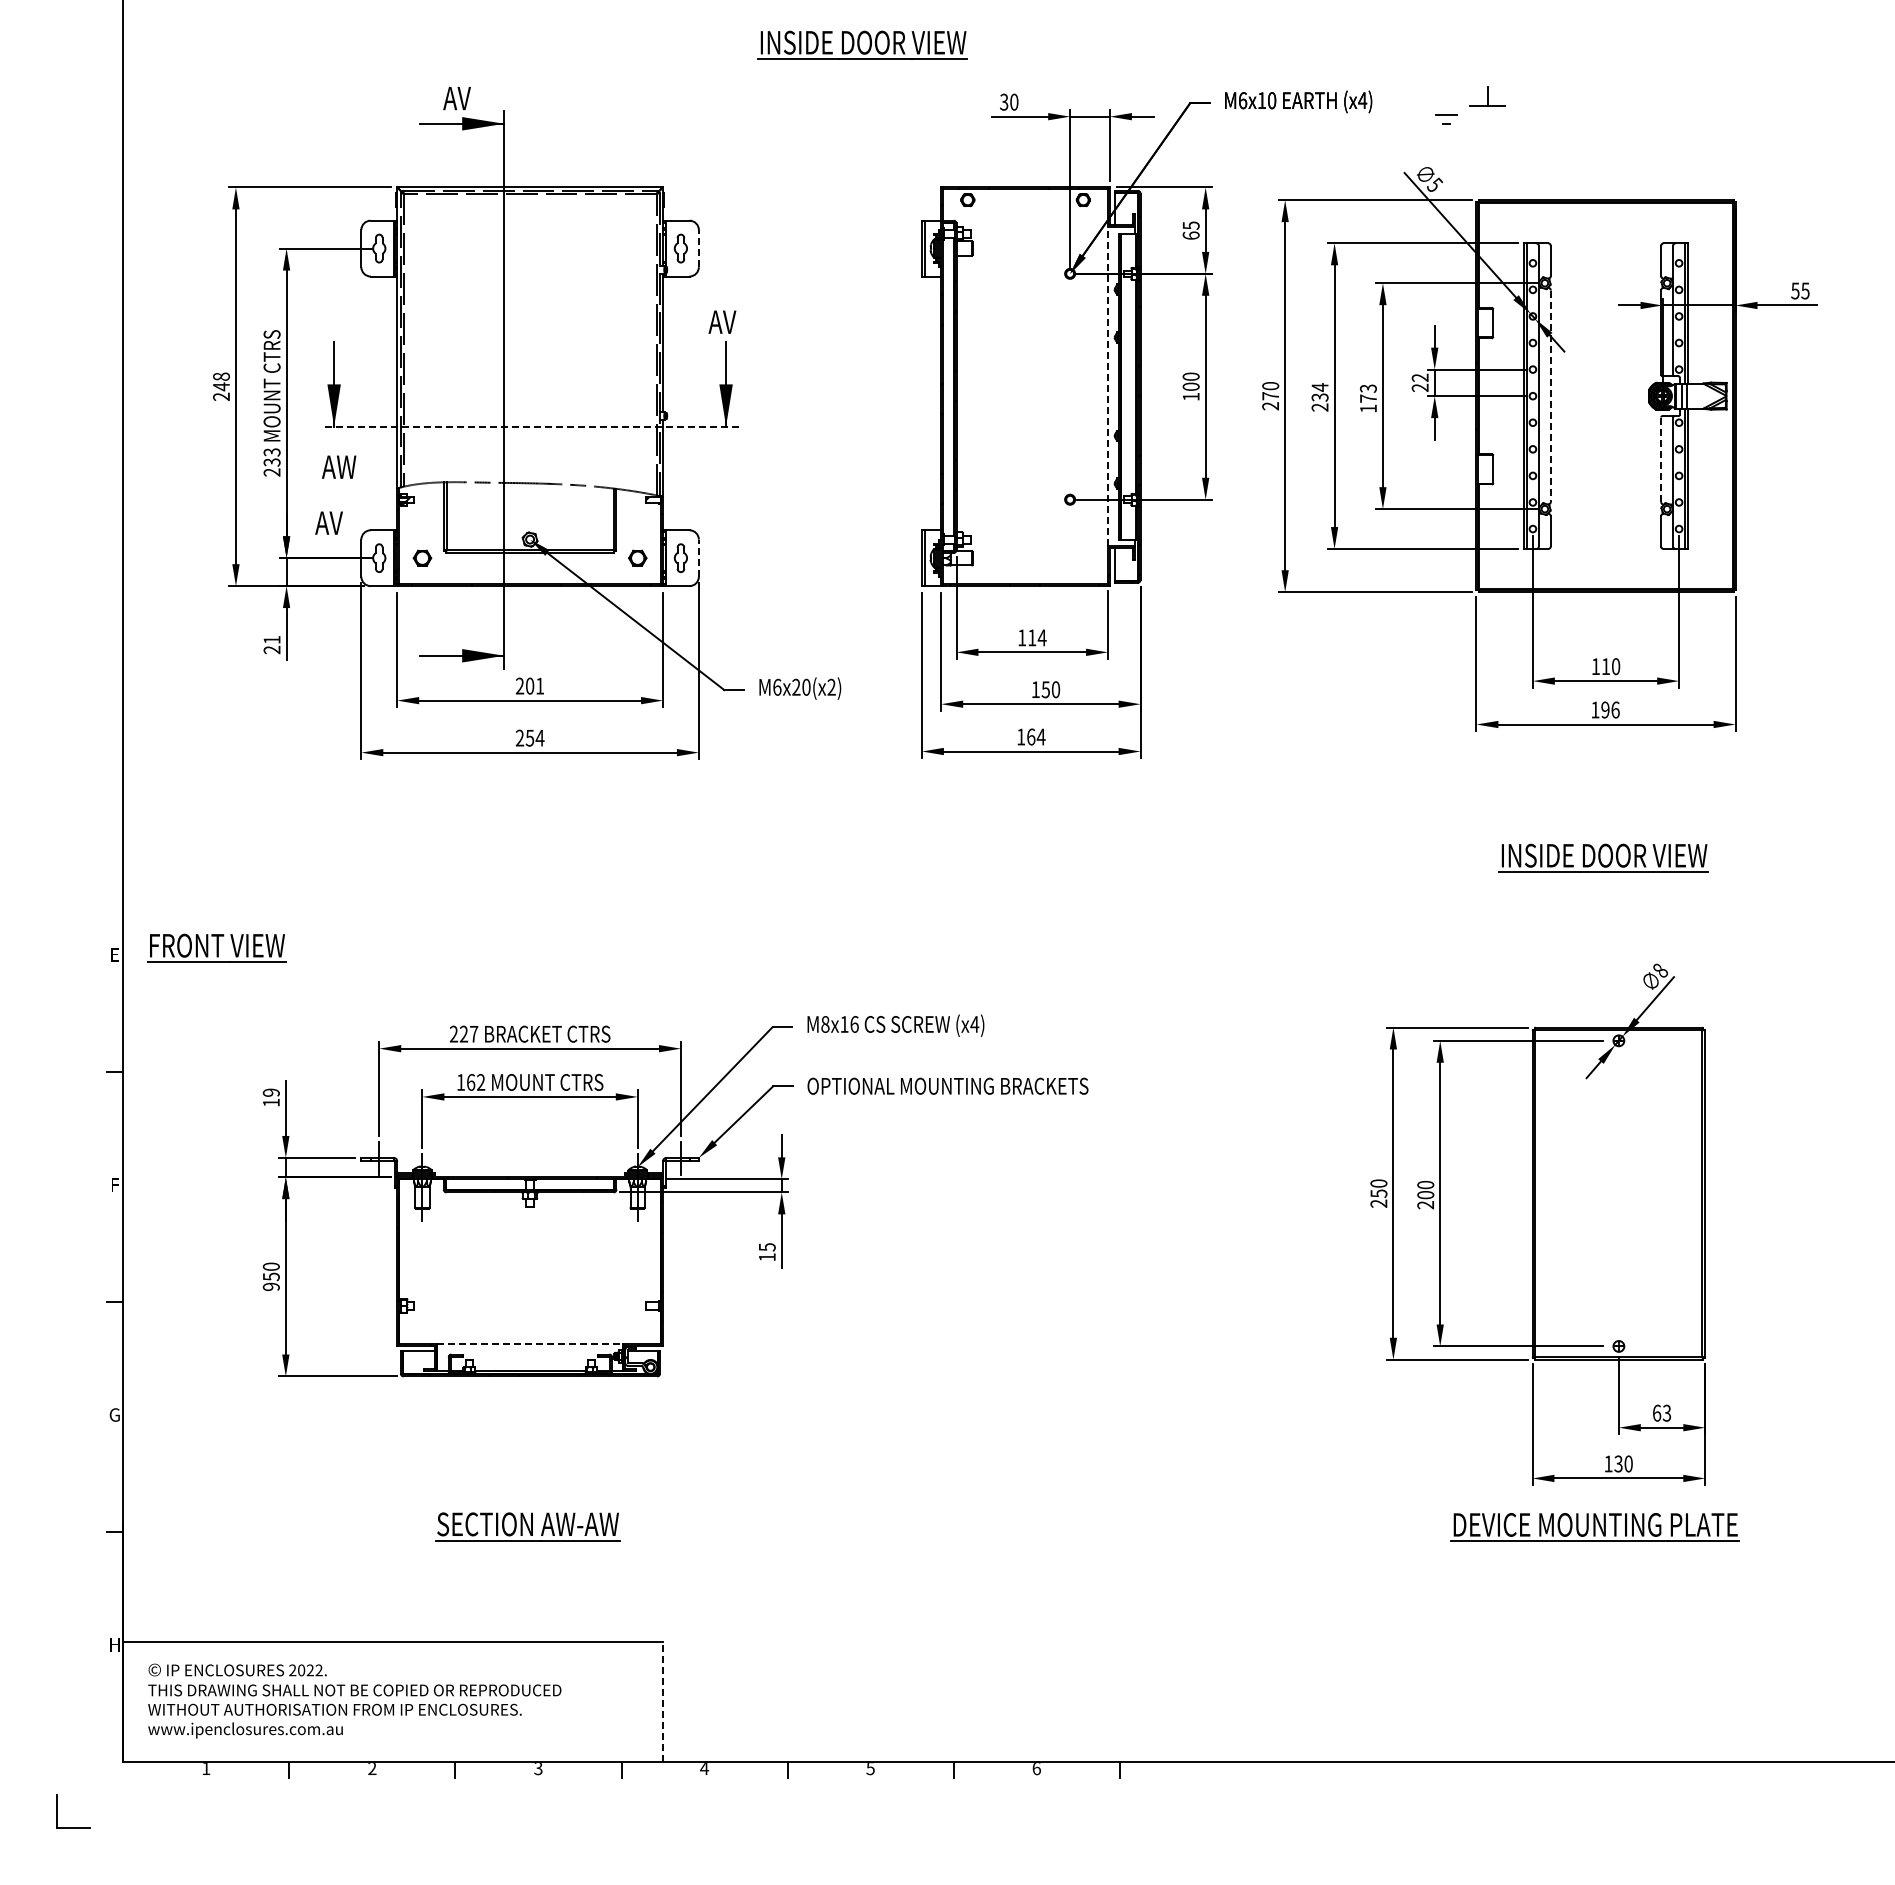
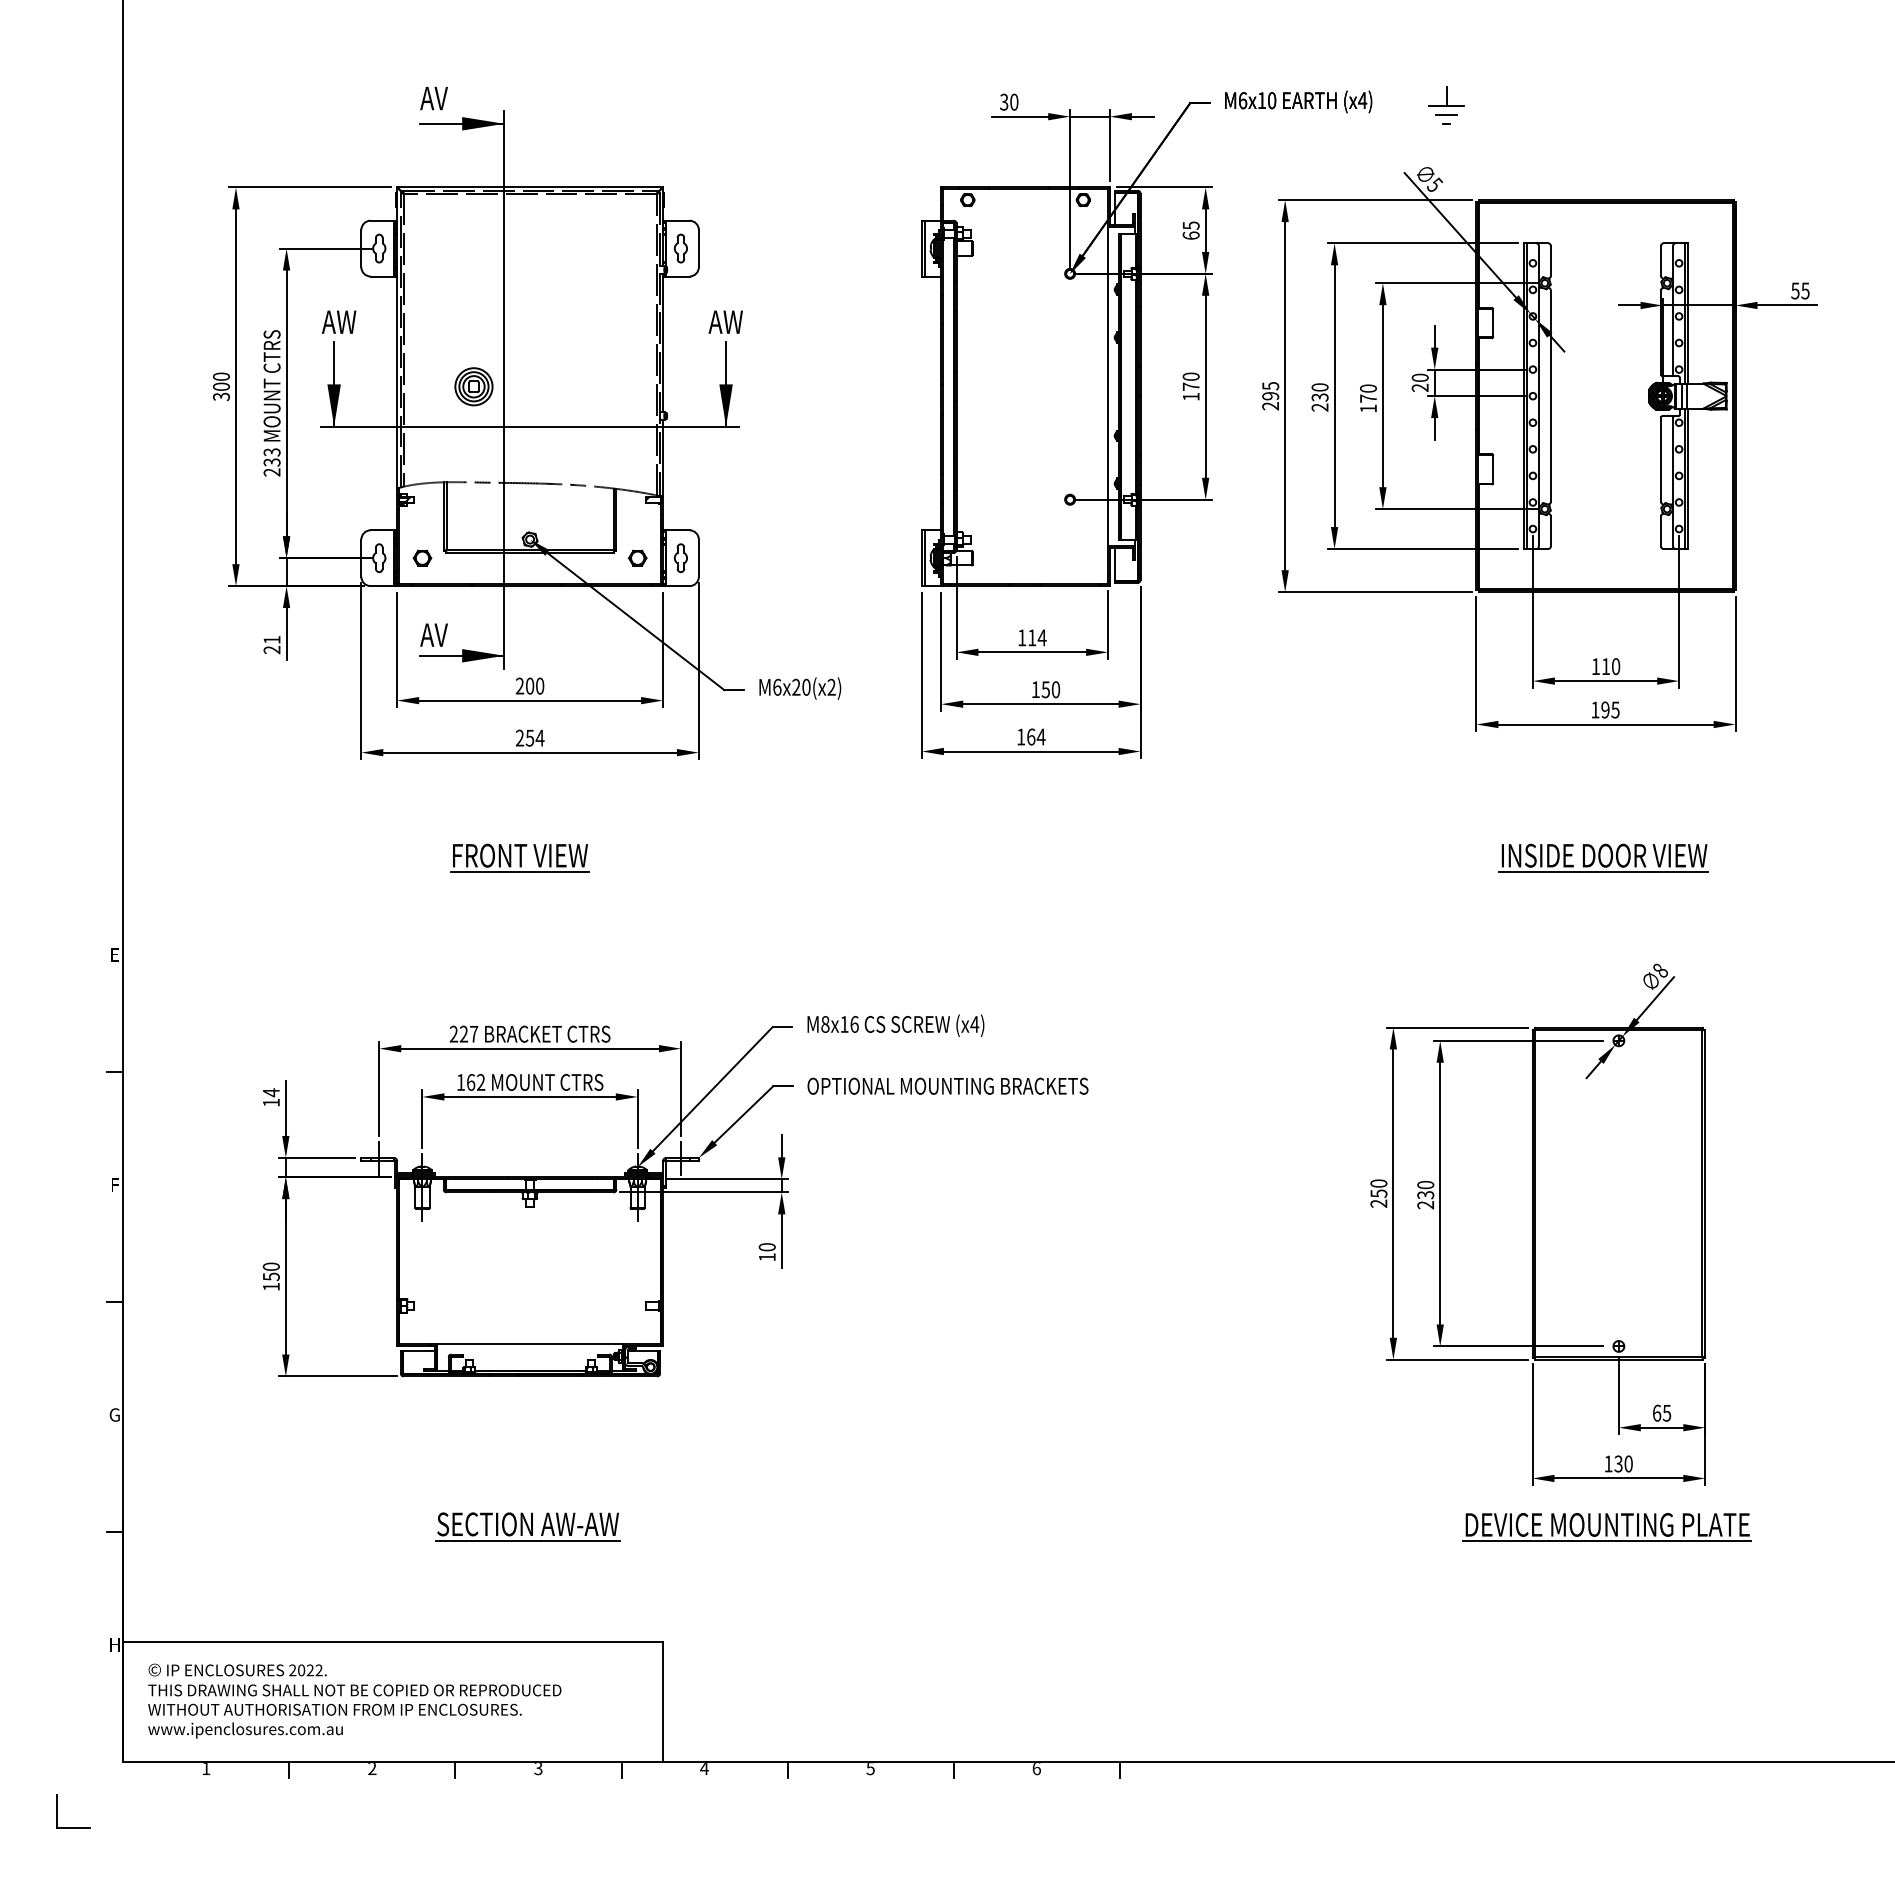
part: present -> none (862, 44)
part position: (1487, 96) -> (1446, 96) (1446, 96)
text position: (456, 98) -> (433, 98) (433, 98)
line: dashed -> solid (698, 248)
text: AV -> AW (732, 321)
text: 22 -> 20 (1419, 377)
text: 248 -> 300 (221, 386)
part: none -> present (473, 386)
line: dashed -> solid (1108, 386)
text: 100 -> 170 (1190, 386)
text: 234 -> 230 (1319, 387)
text: 173 -> 170 (1368, 388)
text: 270 -> 295 (1270, 391)
line: dashed -> solid (1550, 396)
line: dashed -> solid (529, 426)
line: dashed -> solid (1661, 459)
text position: (339, 466) -> (339, 321) (339, 321)
text position: (328, 522) -> (433, 634) (433, 634)
line: dashed -> solid (698, 558)
text: 201 -> 200 (540, 685)
text: 196 -> 195 (1615, 709)
part position: (216, 947) -> (519, 857) (519, 857)
text: 19 -> 14 (270, 1092)
text: 200 -> 230 (1425, 1195)
text: 15 -> 10 (766, 1247)
text: 950 -> 150 (270, 1286)
line: dashed -> solid (530, 1343)
text: 63 -> 65 (1667, 1412)
part position: (1594, 1527) -> (1606, 1527) (1606, 1527)
line: dashed -> solid (663, 1702)
